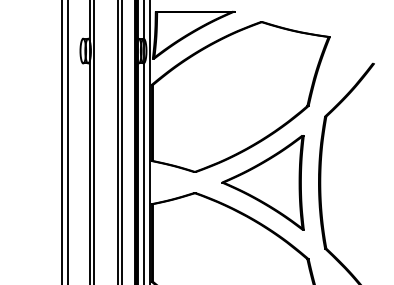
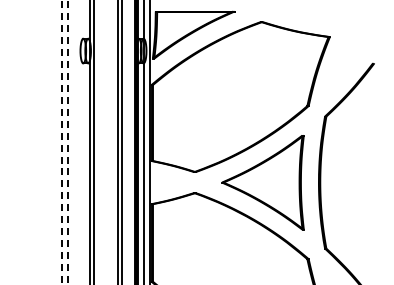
line: solid -> dashed (61, 142)
line: solid -> dashed (67, 142)
